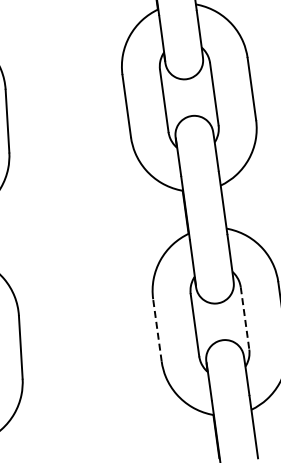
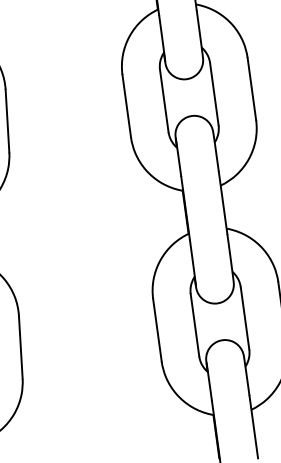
line: dashed -> solid (245, 318)
line: dashed -> solid (157, 329)
